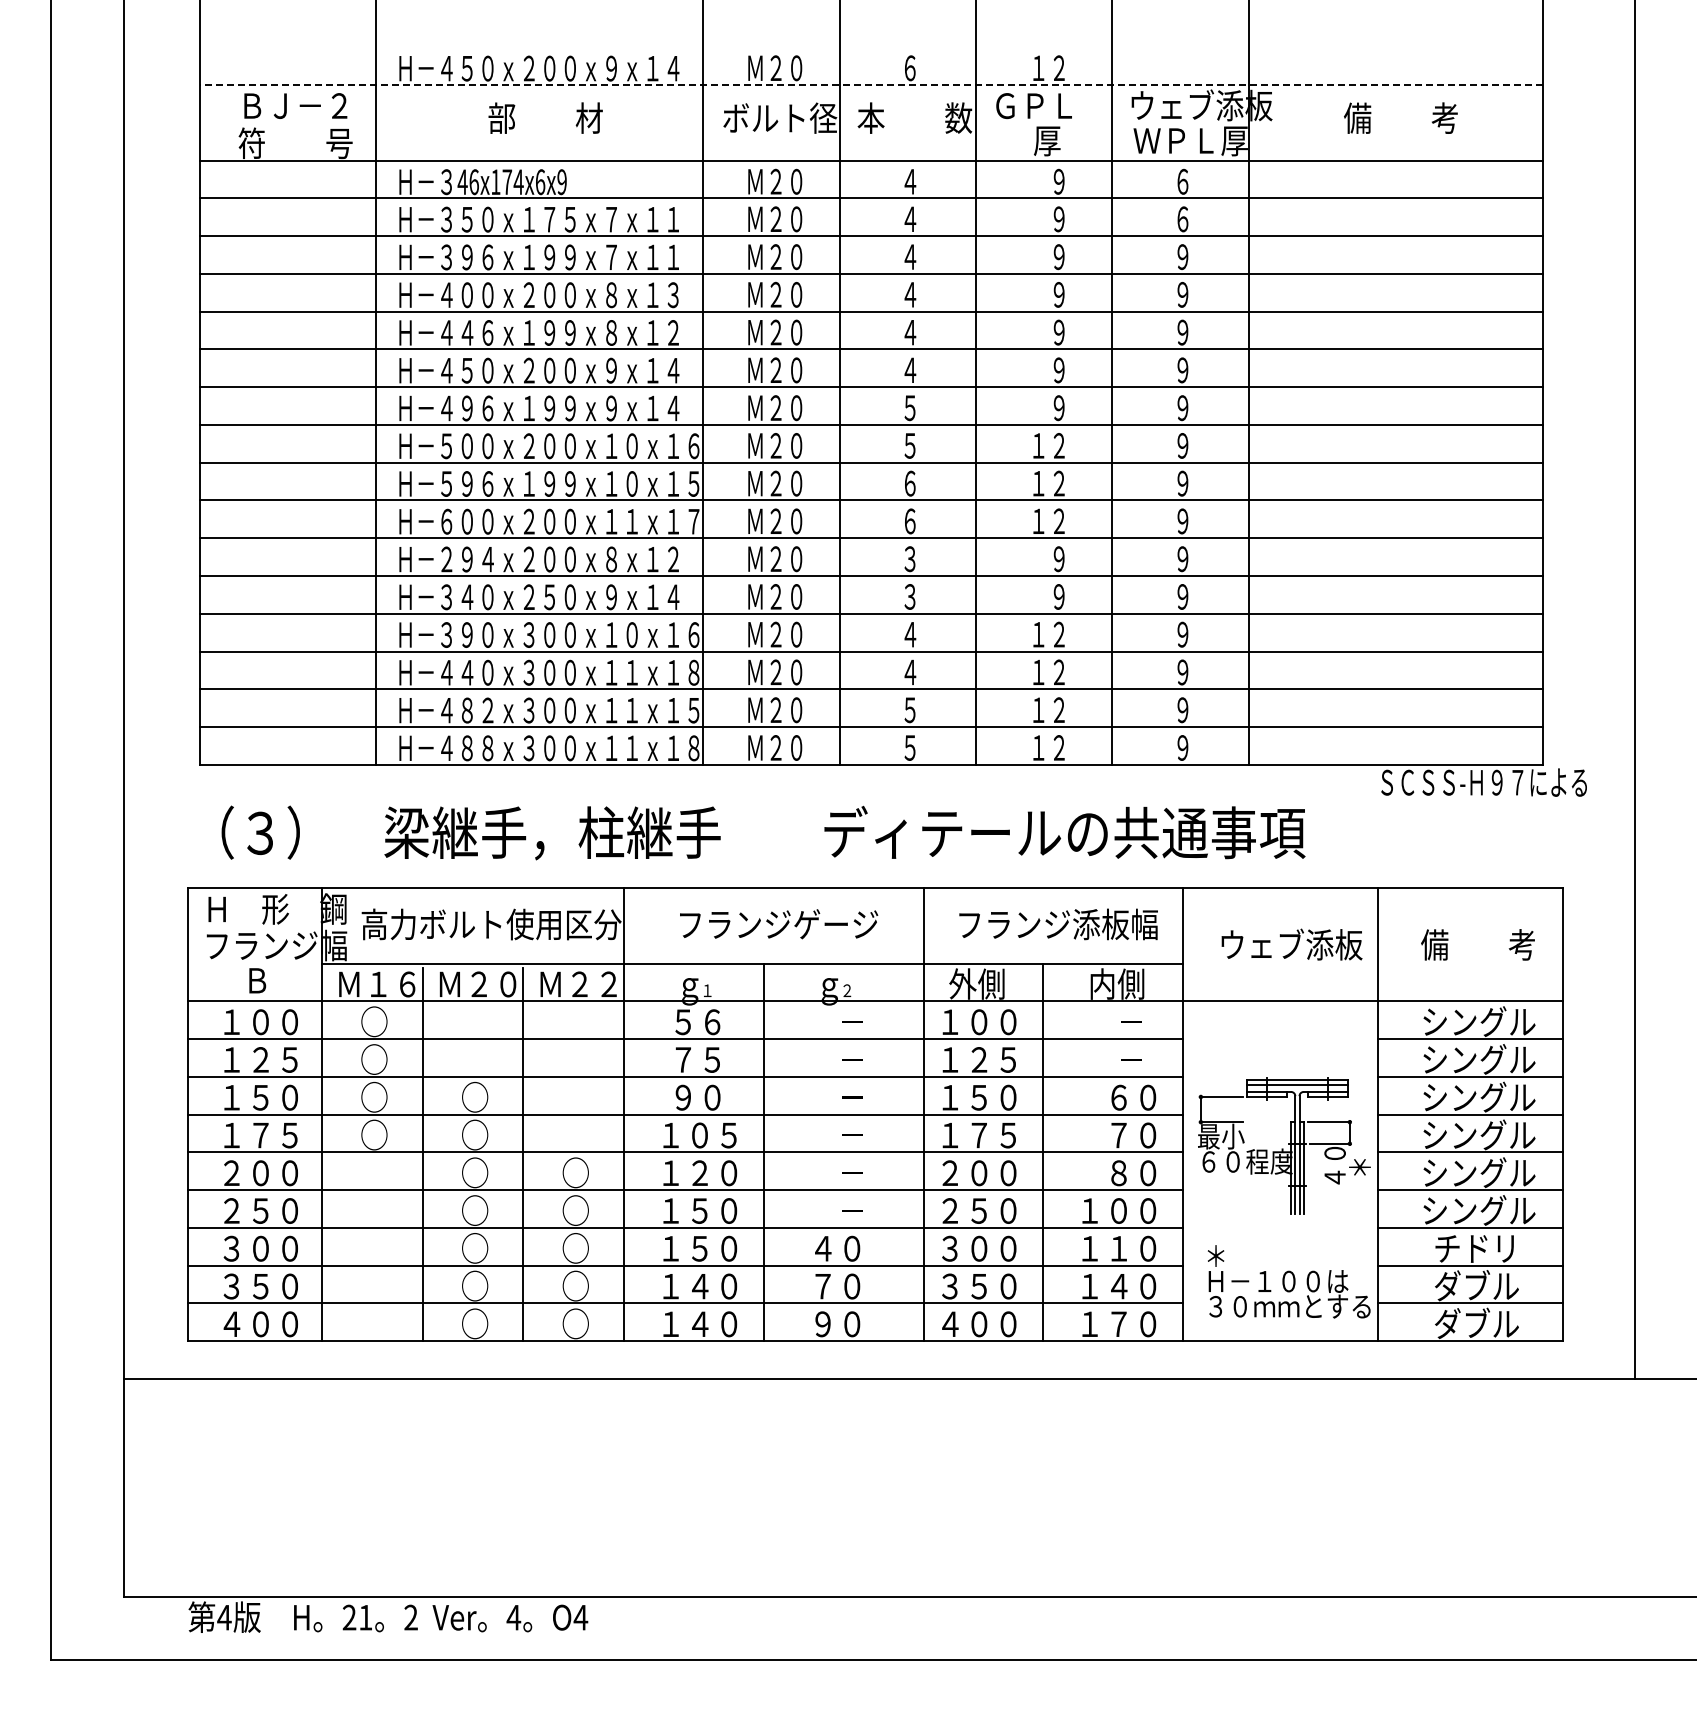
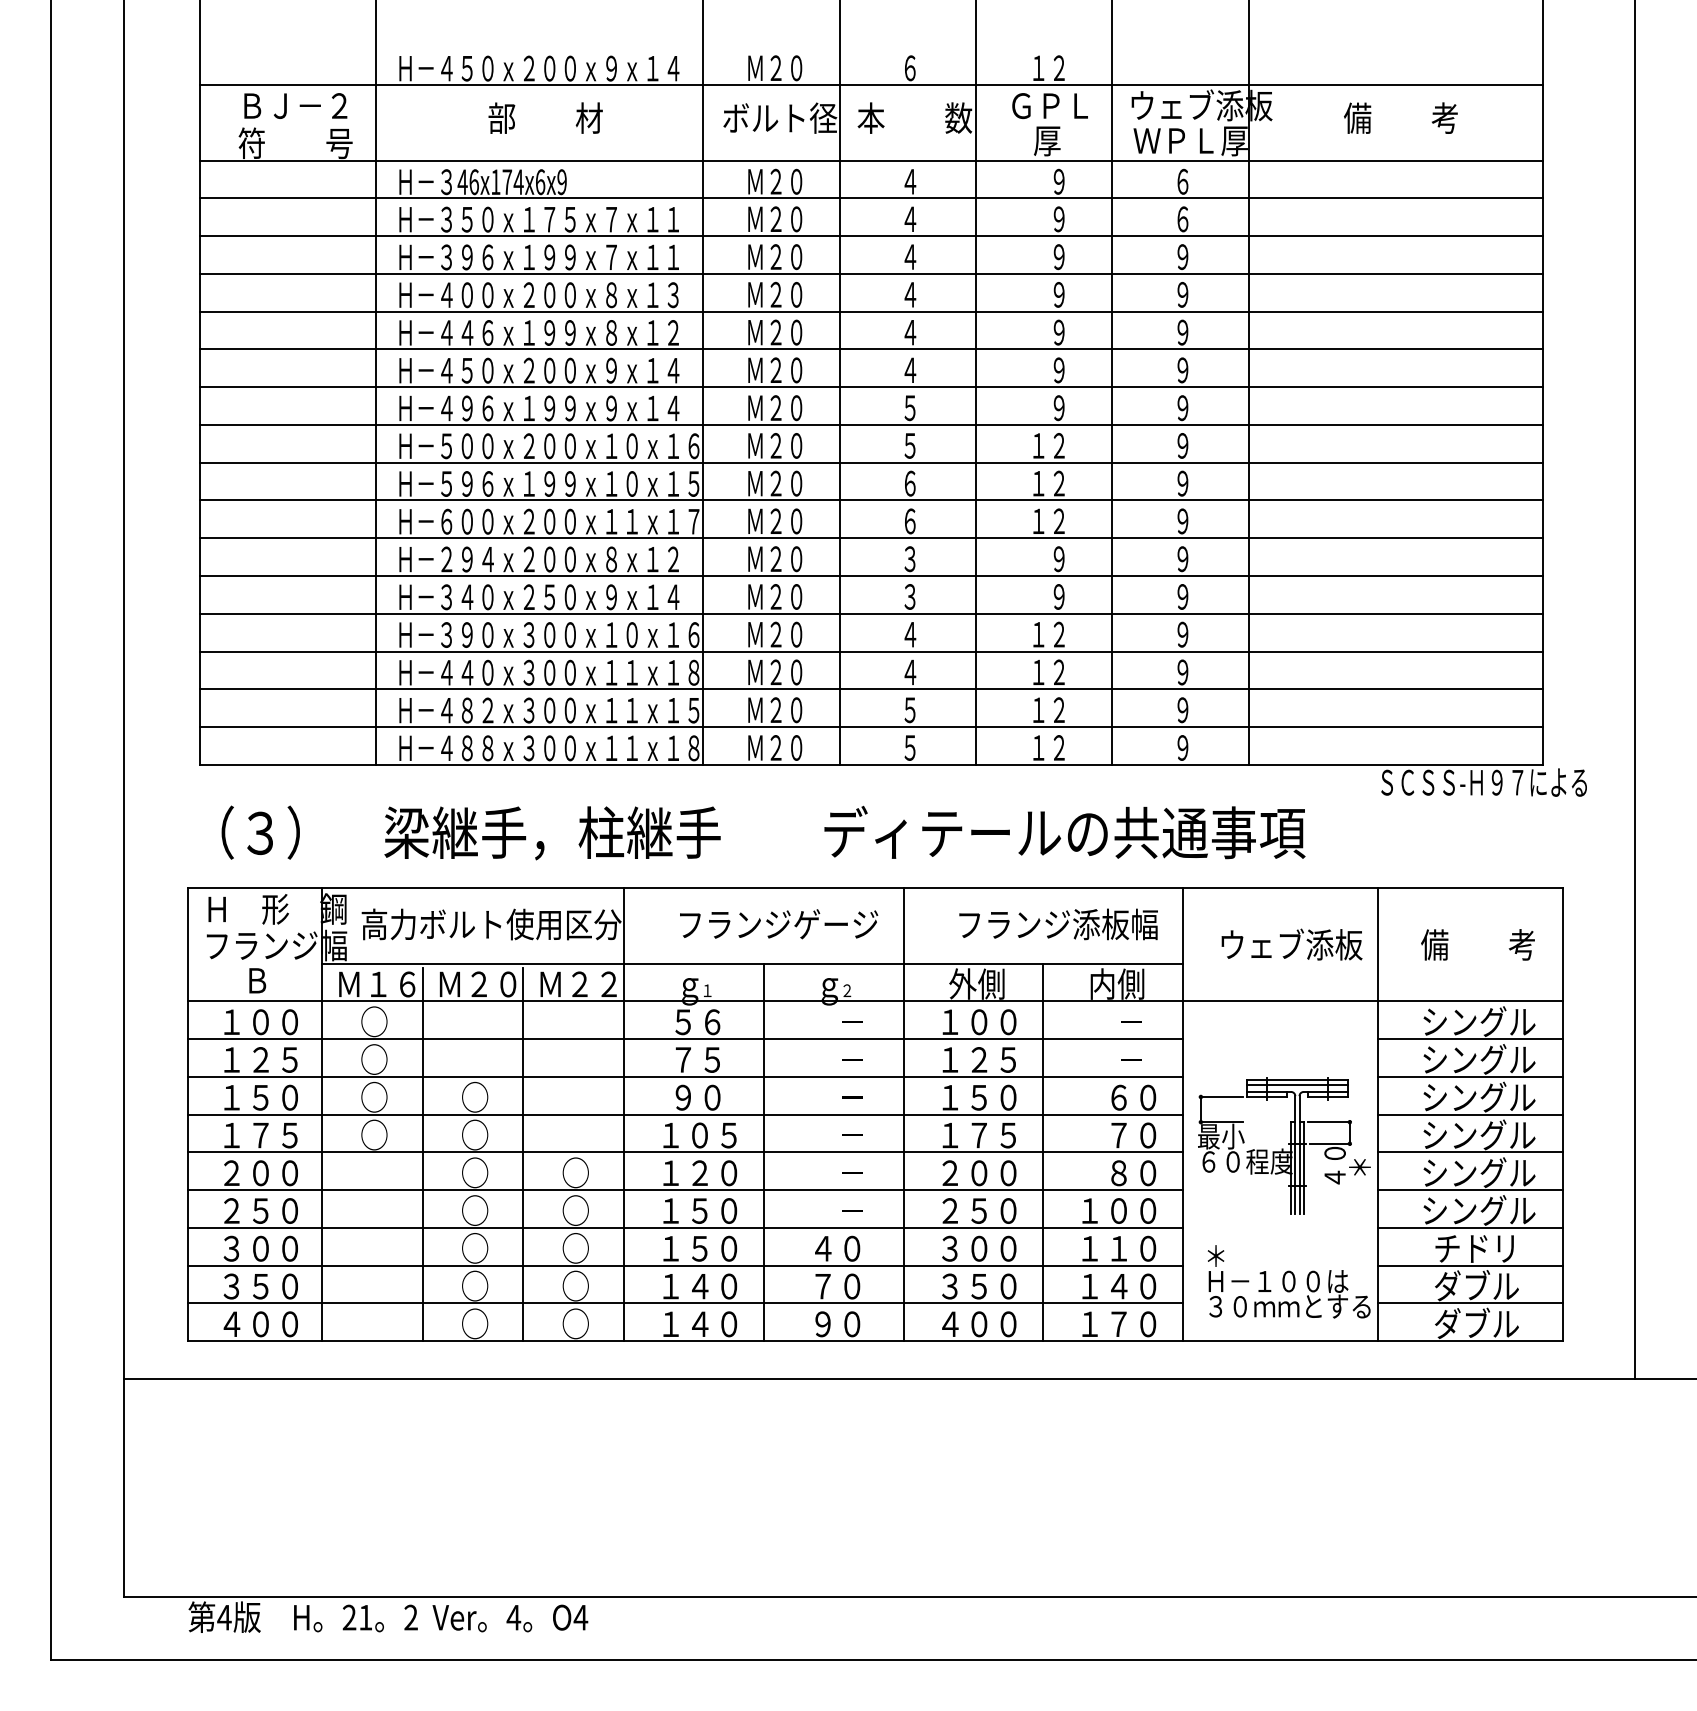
line: dashed -> solid (870, 85)
text position: (1033, 106) -> (1049, 106) (1049, 106)
line position: (923, 1114) -> (903, 1114) (903, 1114)
